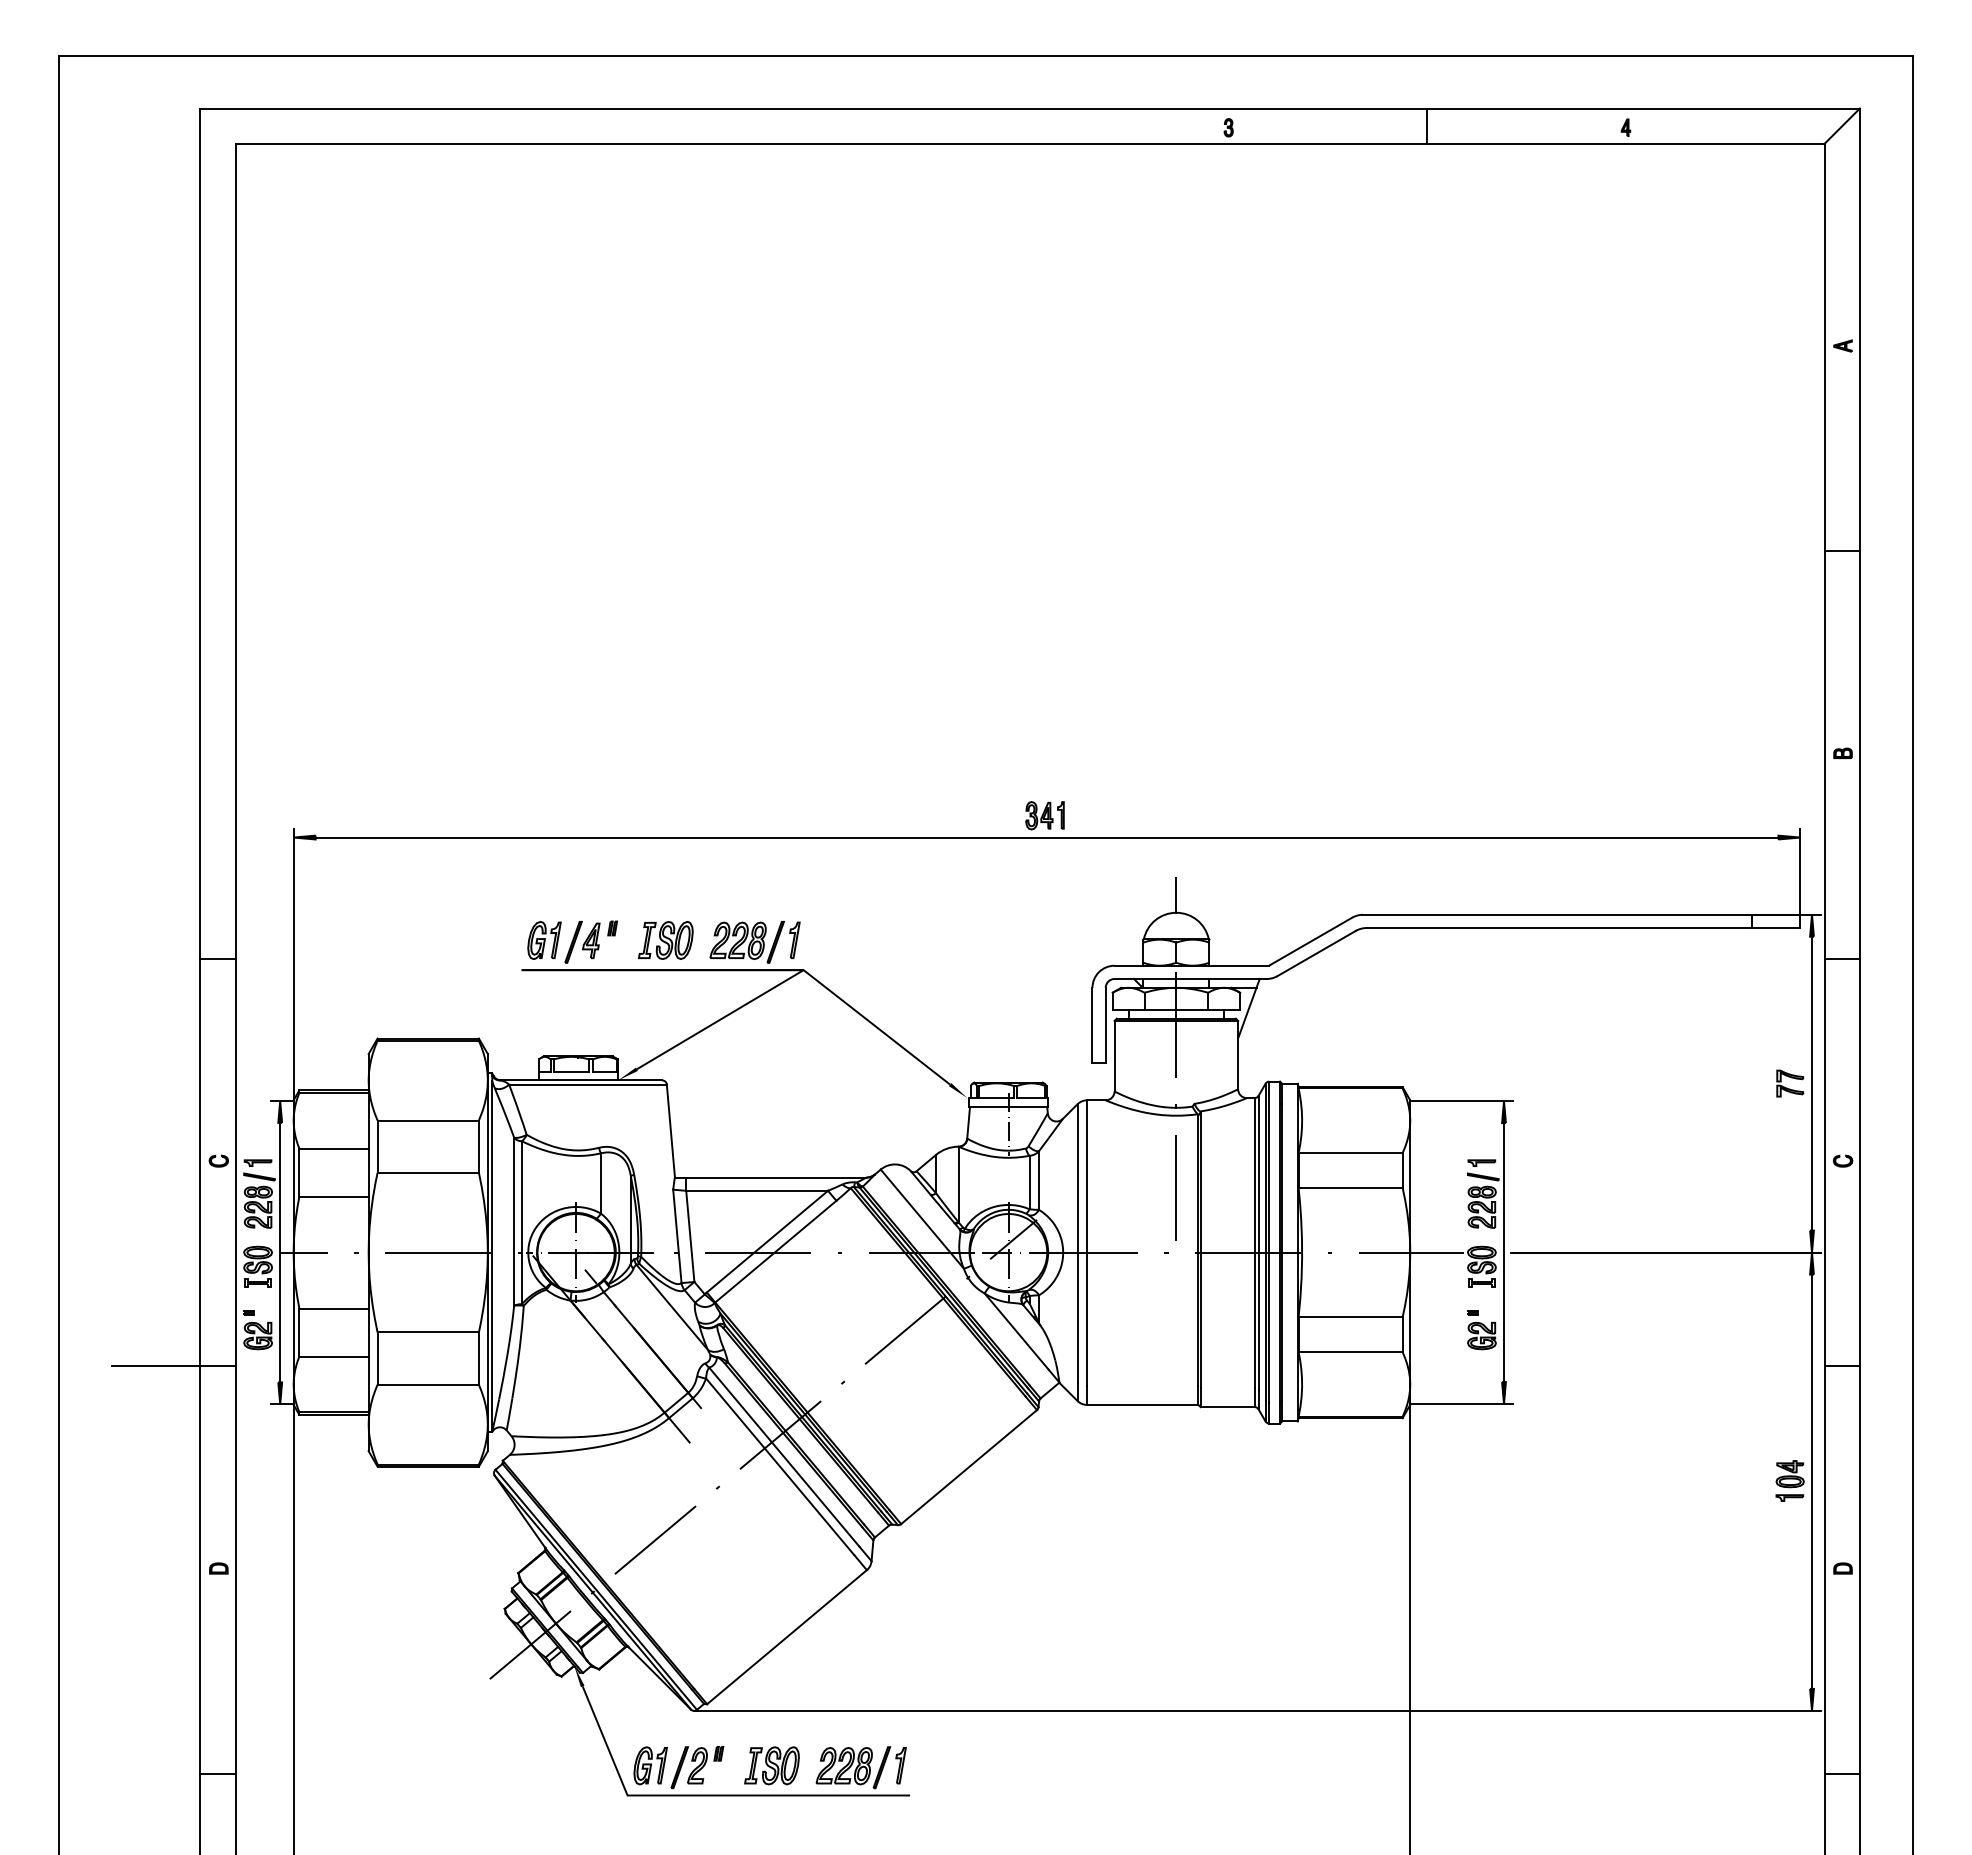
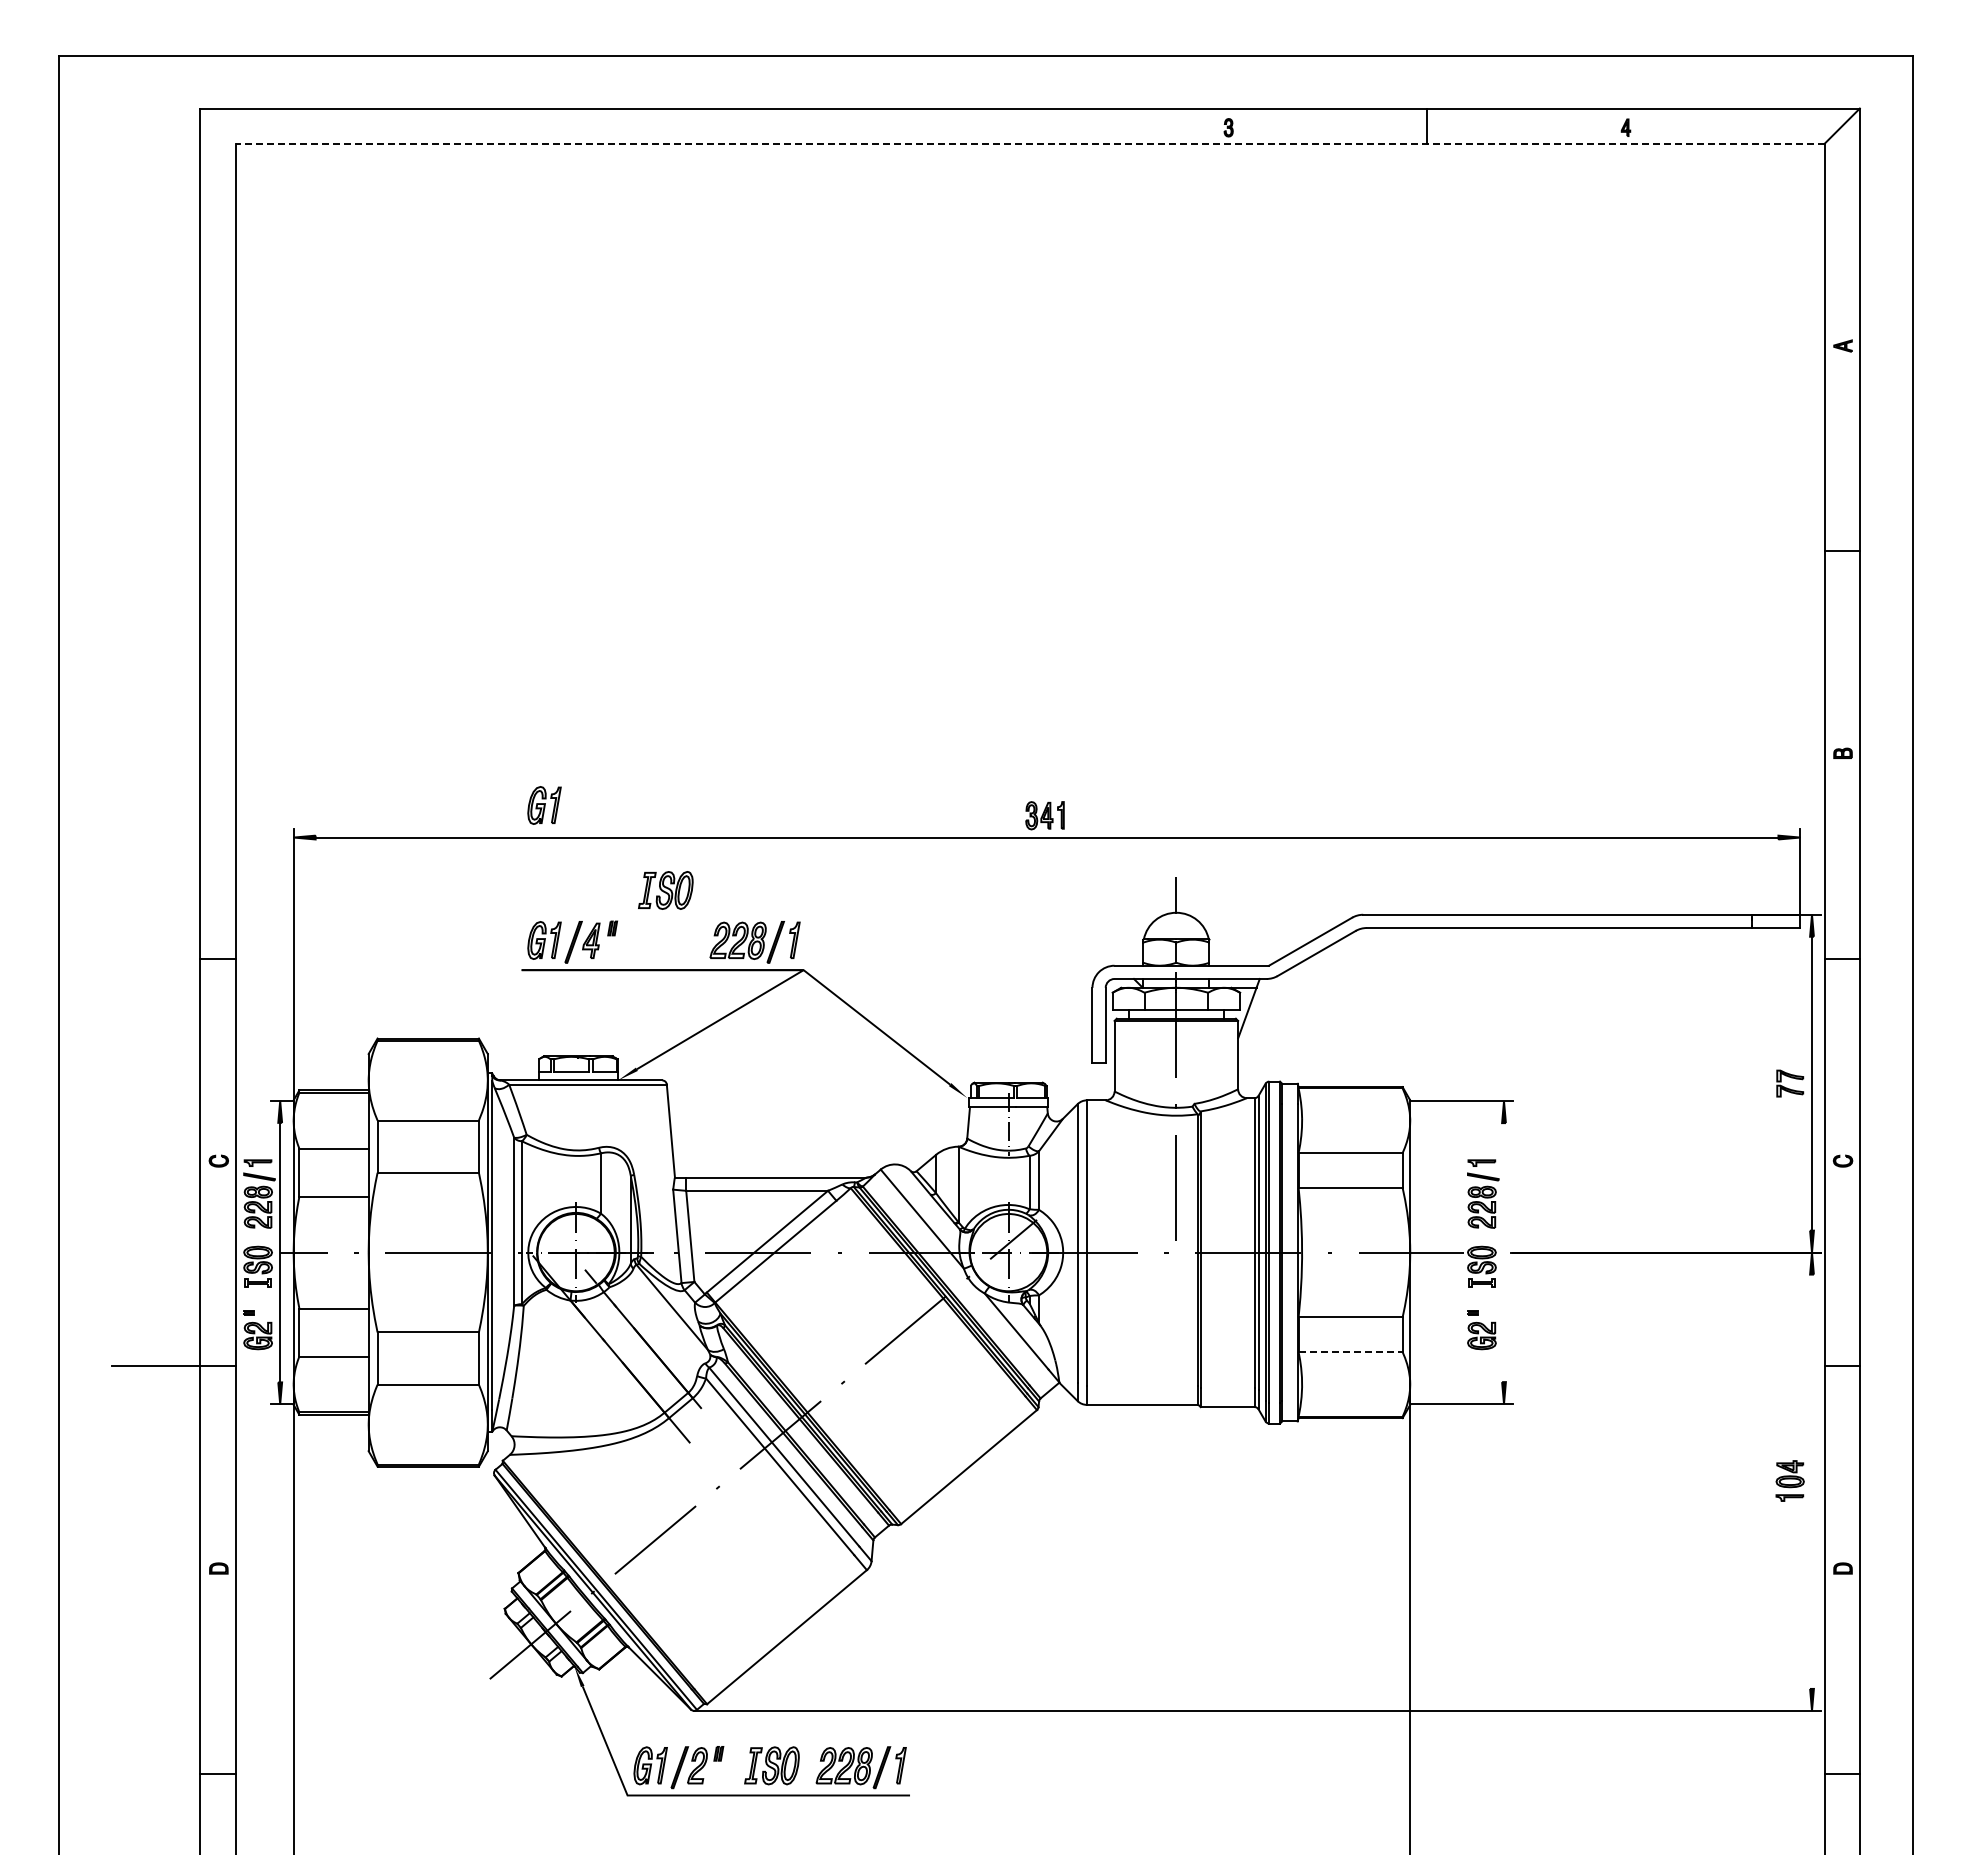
line: solid -> dashed (1029, 143)
part: none -> present (544, 805)
part position: (665, 940) -> (665, 890) (665, 890)
line: present -> none (1504, 1252)
line: solid -> dashed (1351, 1352)
line: present -> none (1812, 1481)
